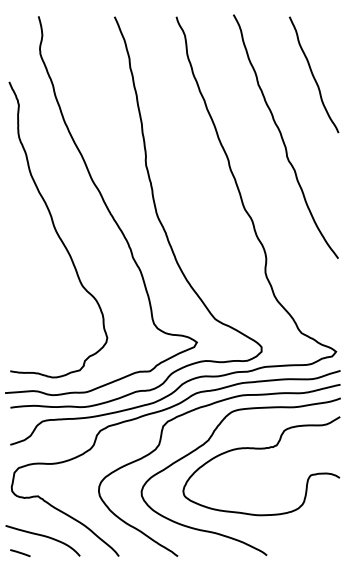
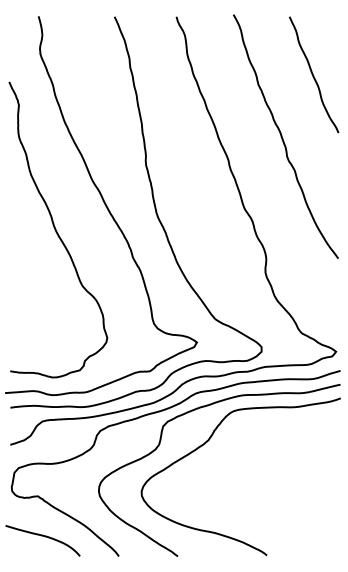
curve: present -> none (261, 449)
line: present -> none (20, 553)
